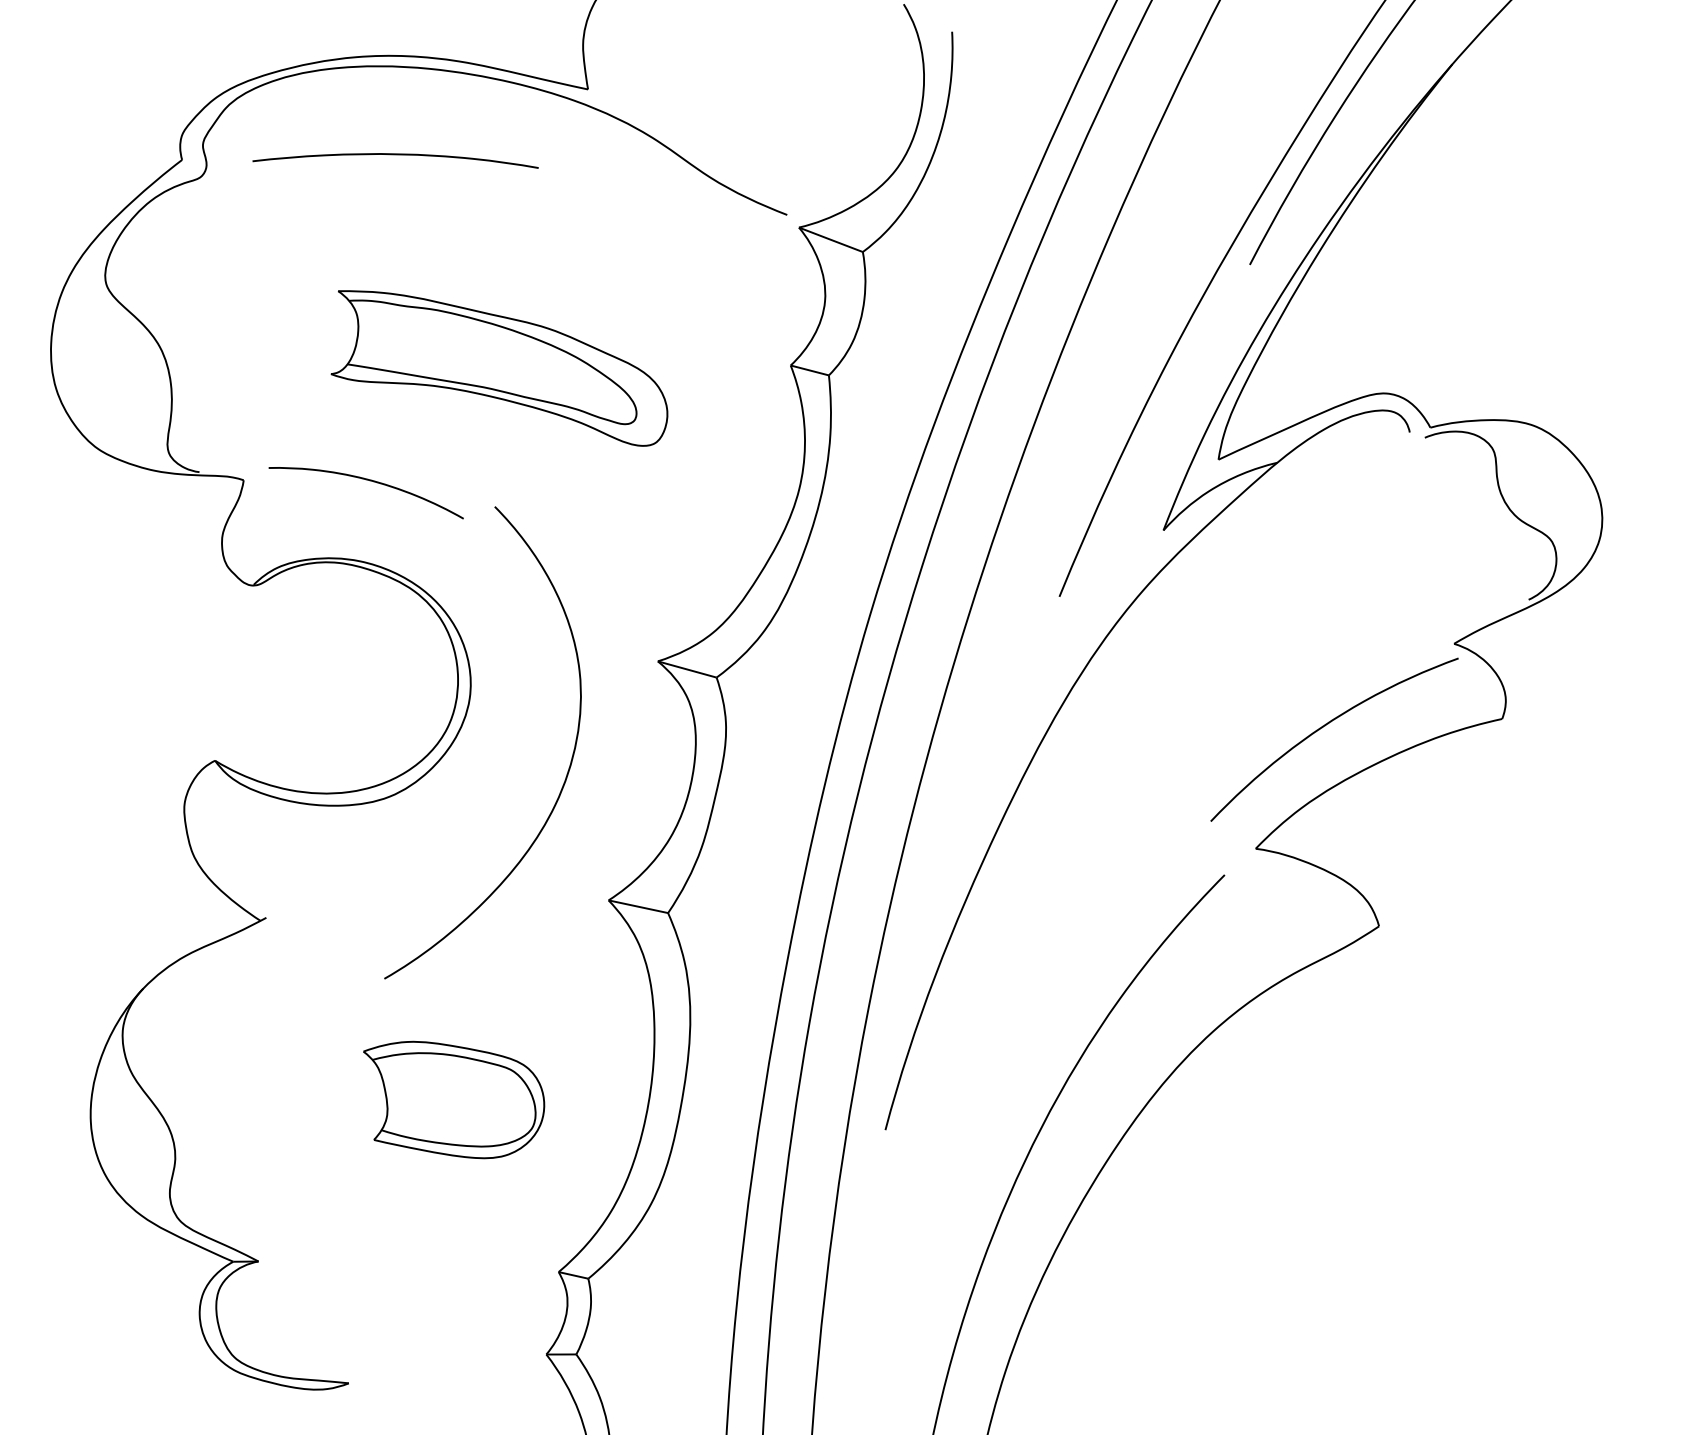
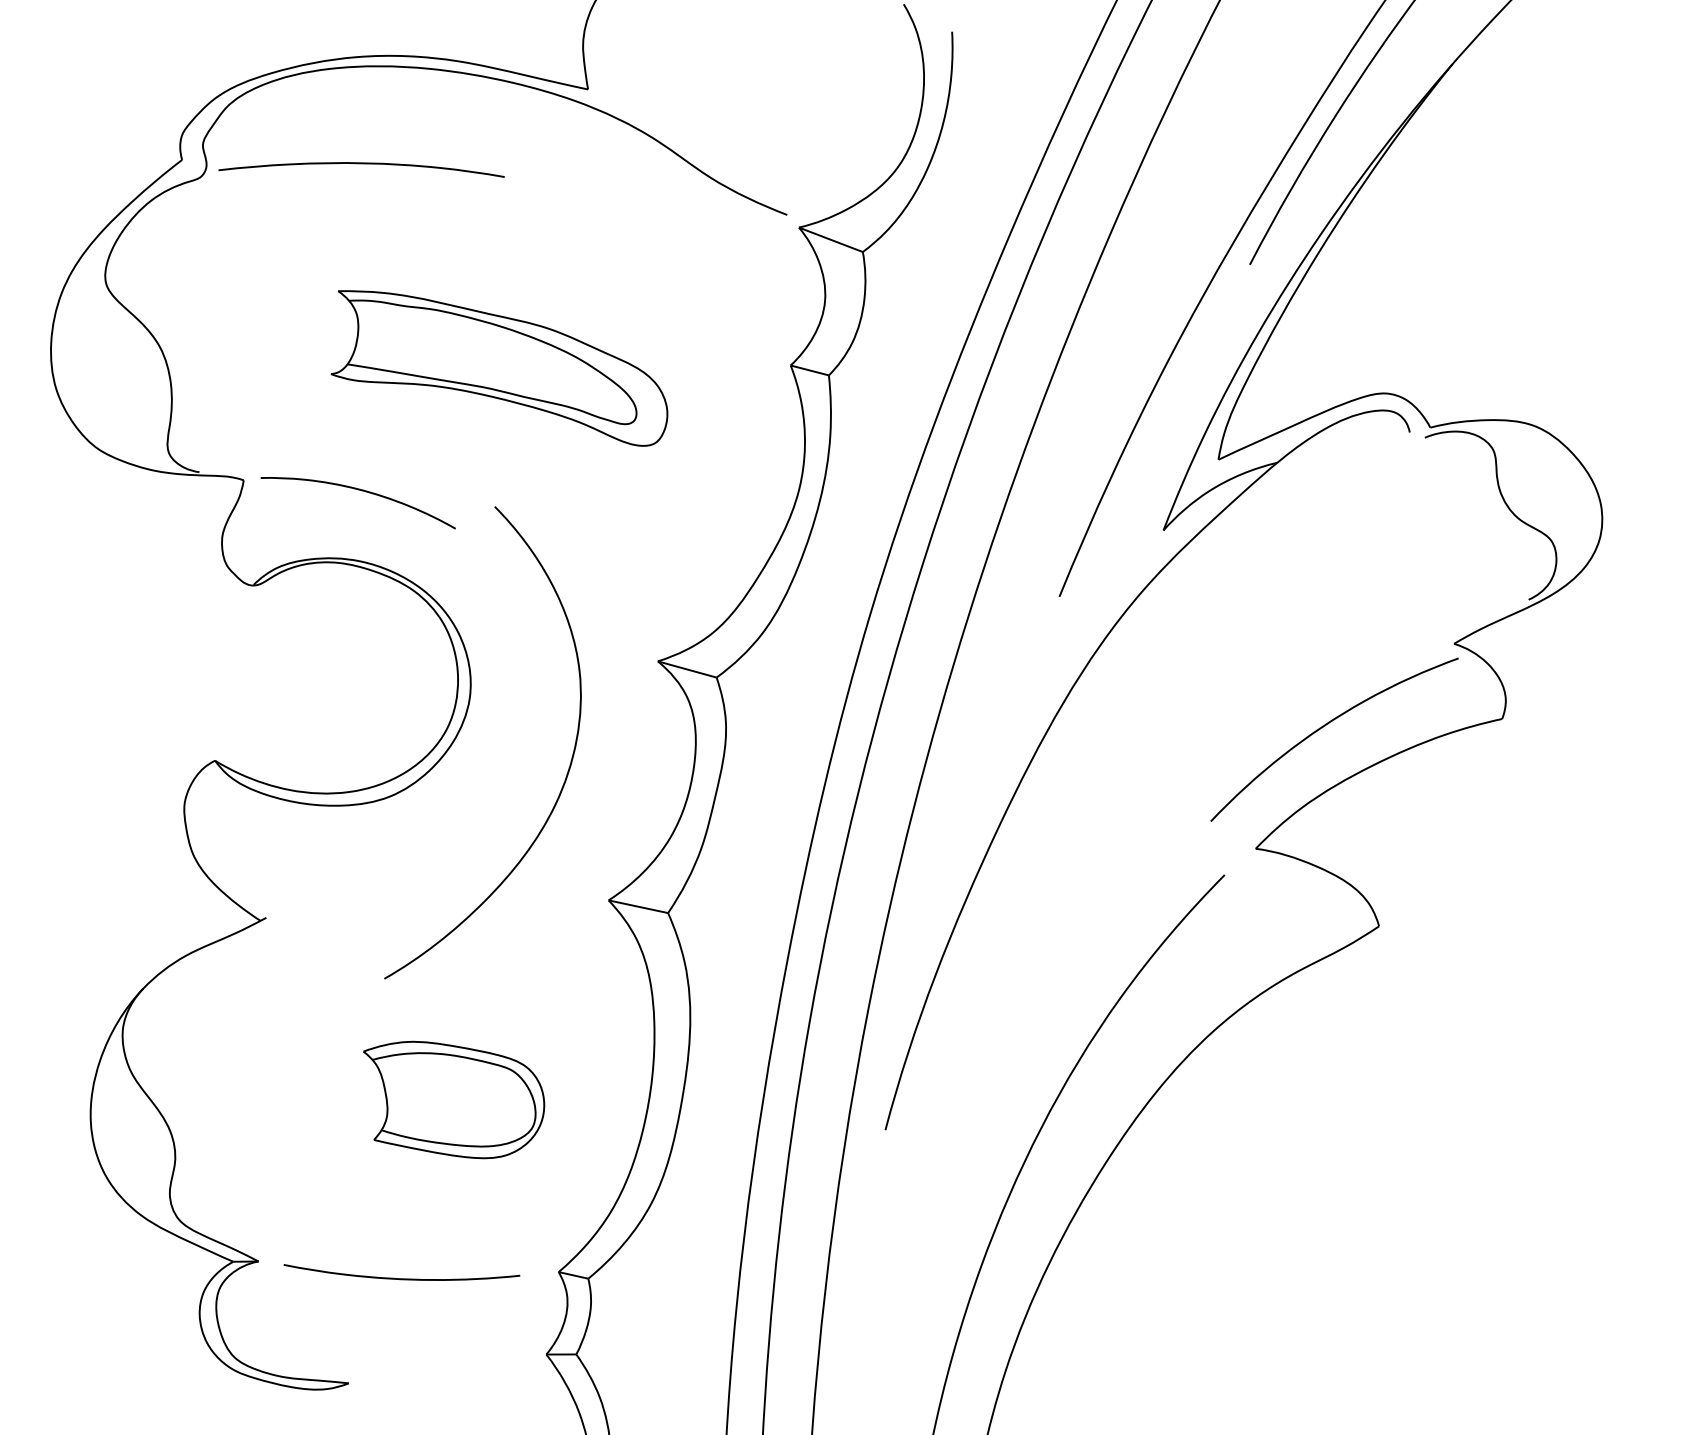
curve position: (395, 155) -> (361, 164) (361, 164)
curve position: (369, 481) -> (361, 491) (361, 491)
curve: none -> present (401, 1278)
